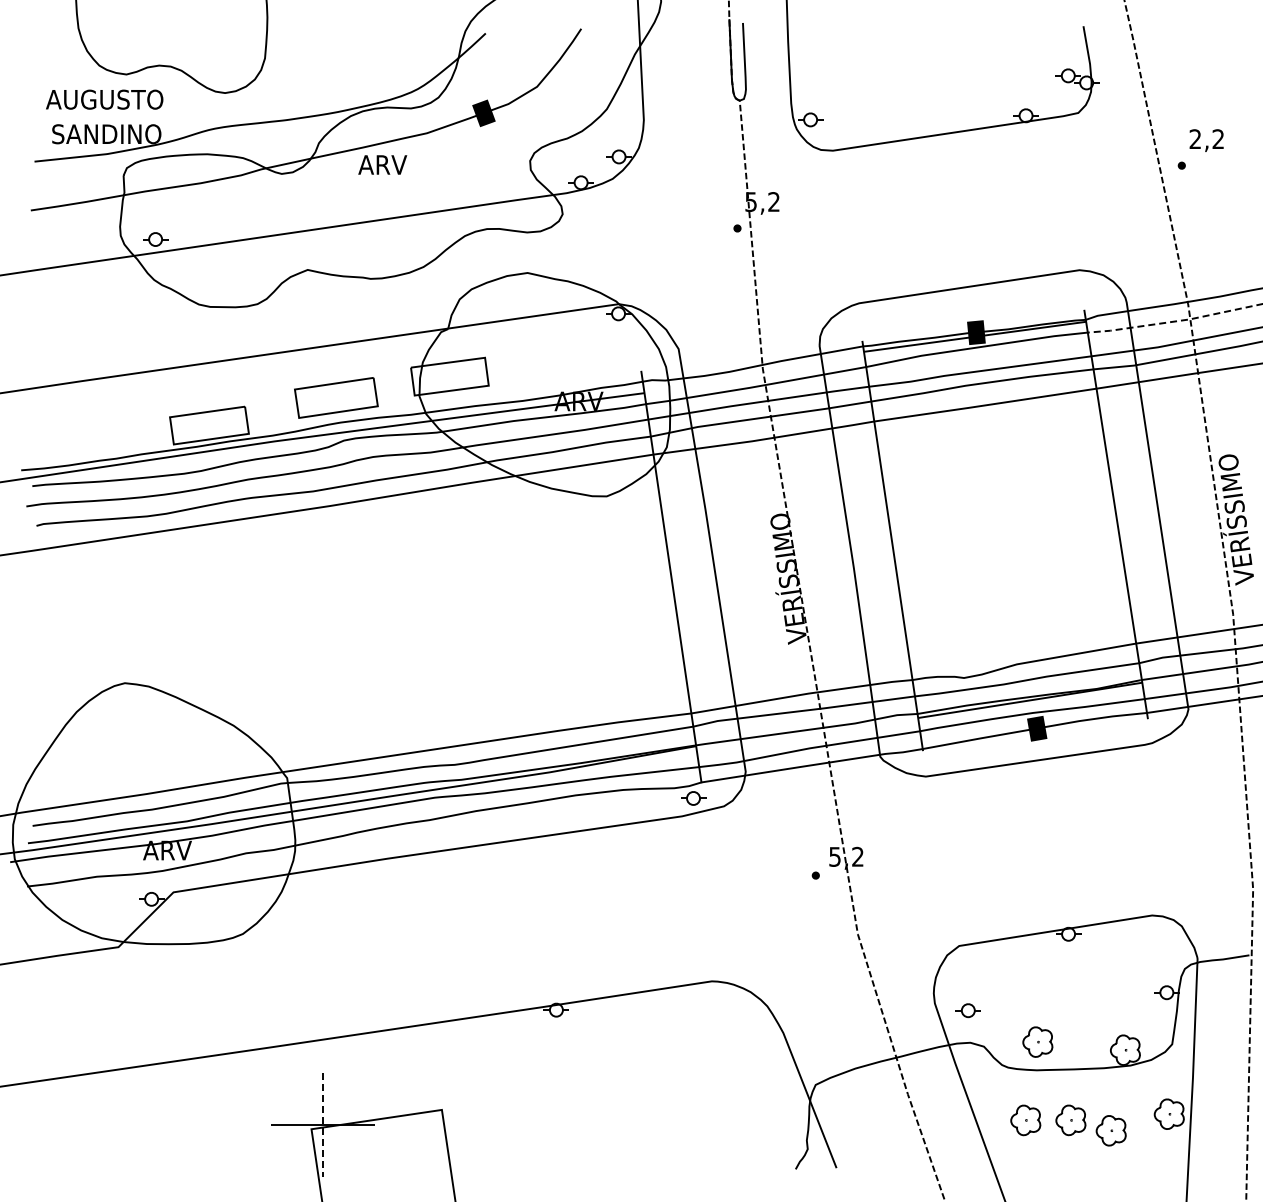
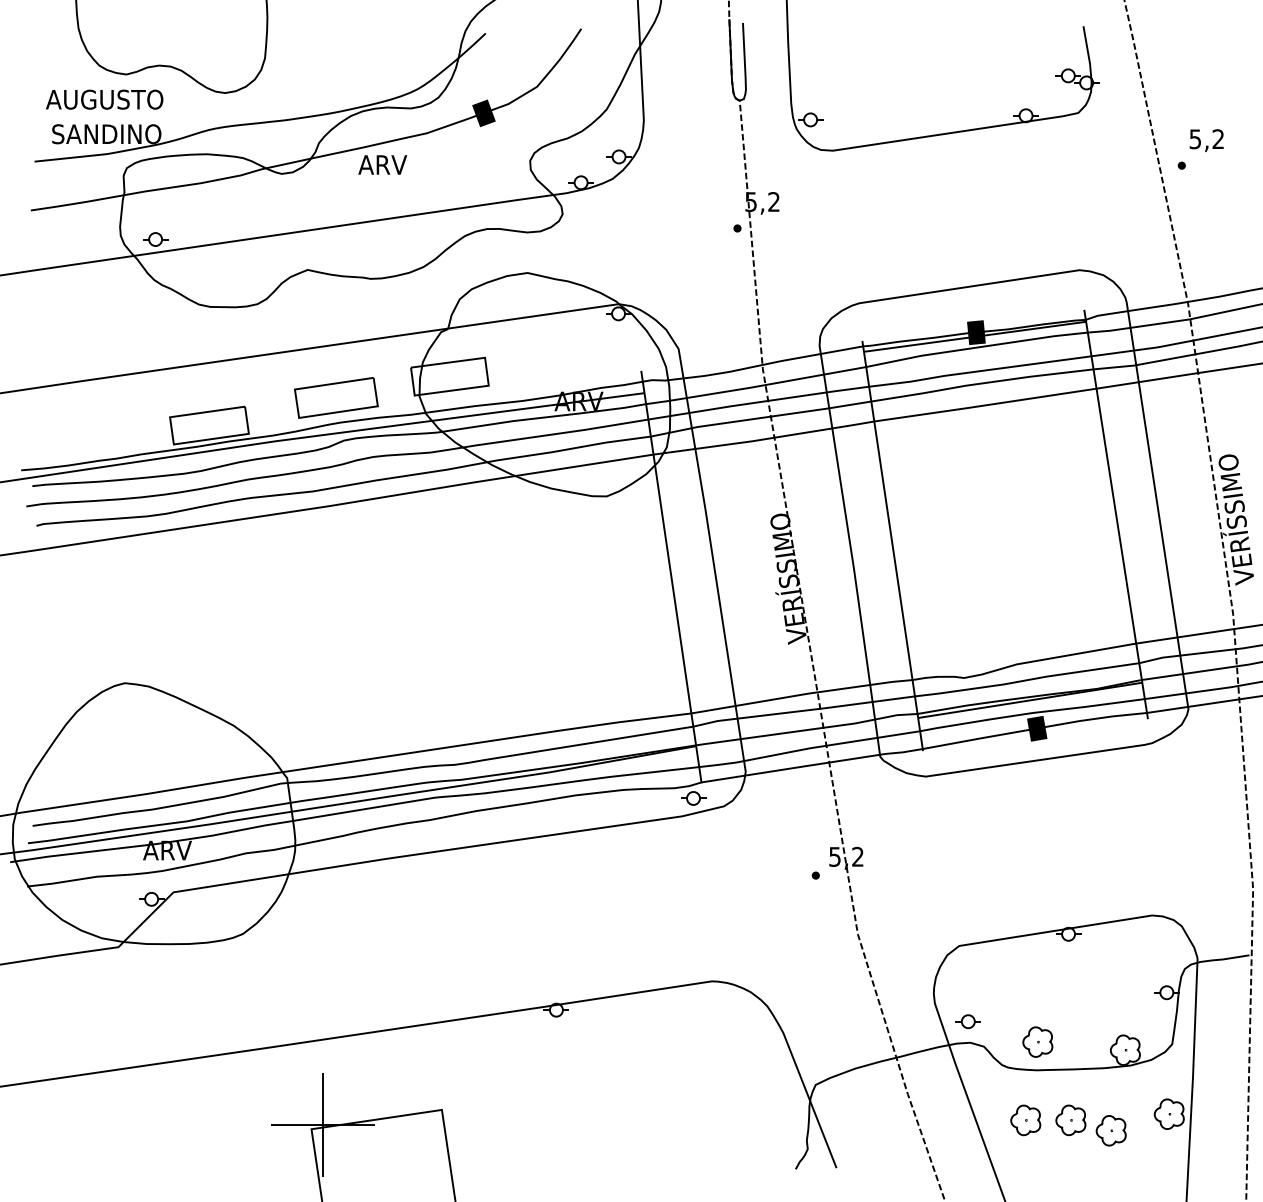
text: 2,2 -> 5,2 (1194, 139)
line: dashed -> solid (1175, 321)
part position: (967, 1010) -> (967, 1021) (967, 1021)
line: dashed -> solid (323, 1125)
